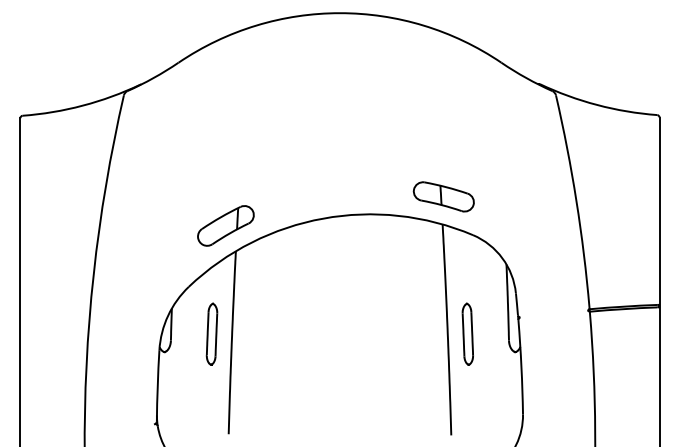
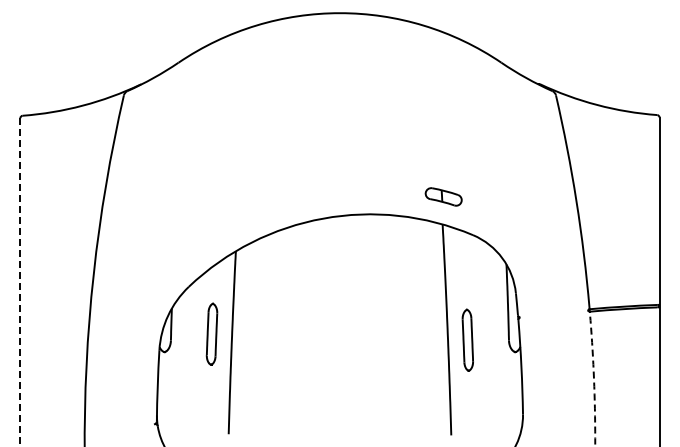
part size: 63x32 px -> 39x20 px (443, 196)
part: present -> none (225, 225)
line: solid -> dashed (20, 281)
part position: (467, 333) -> (467, 339) (467, 339)
arc: solid -> dashed (593, 379)
